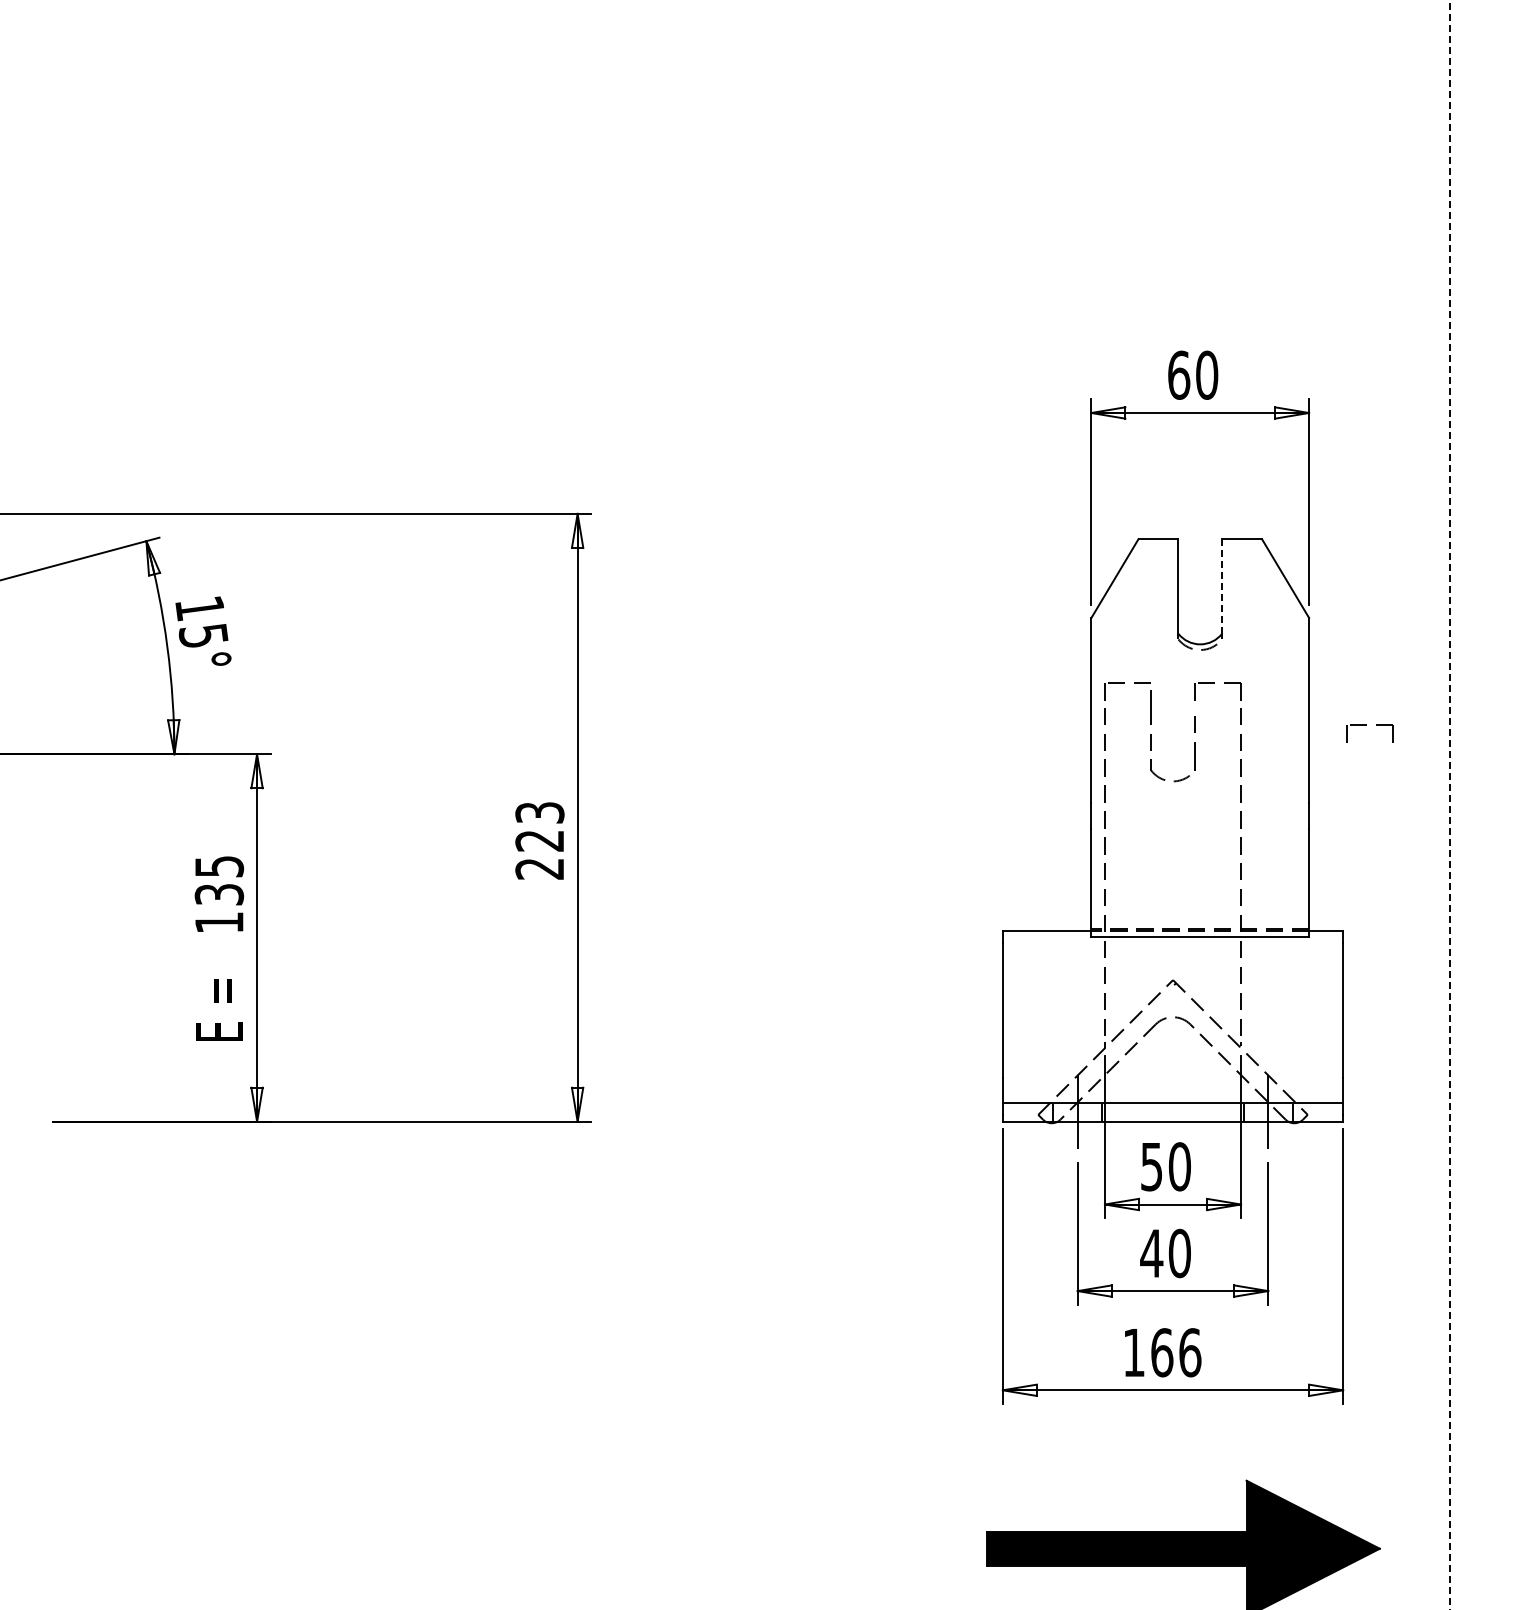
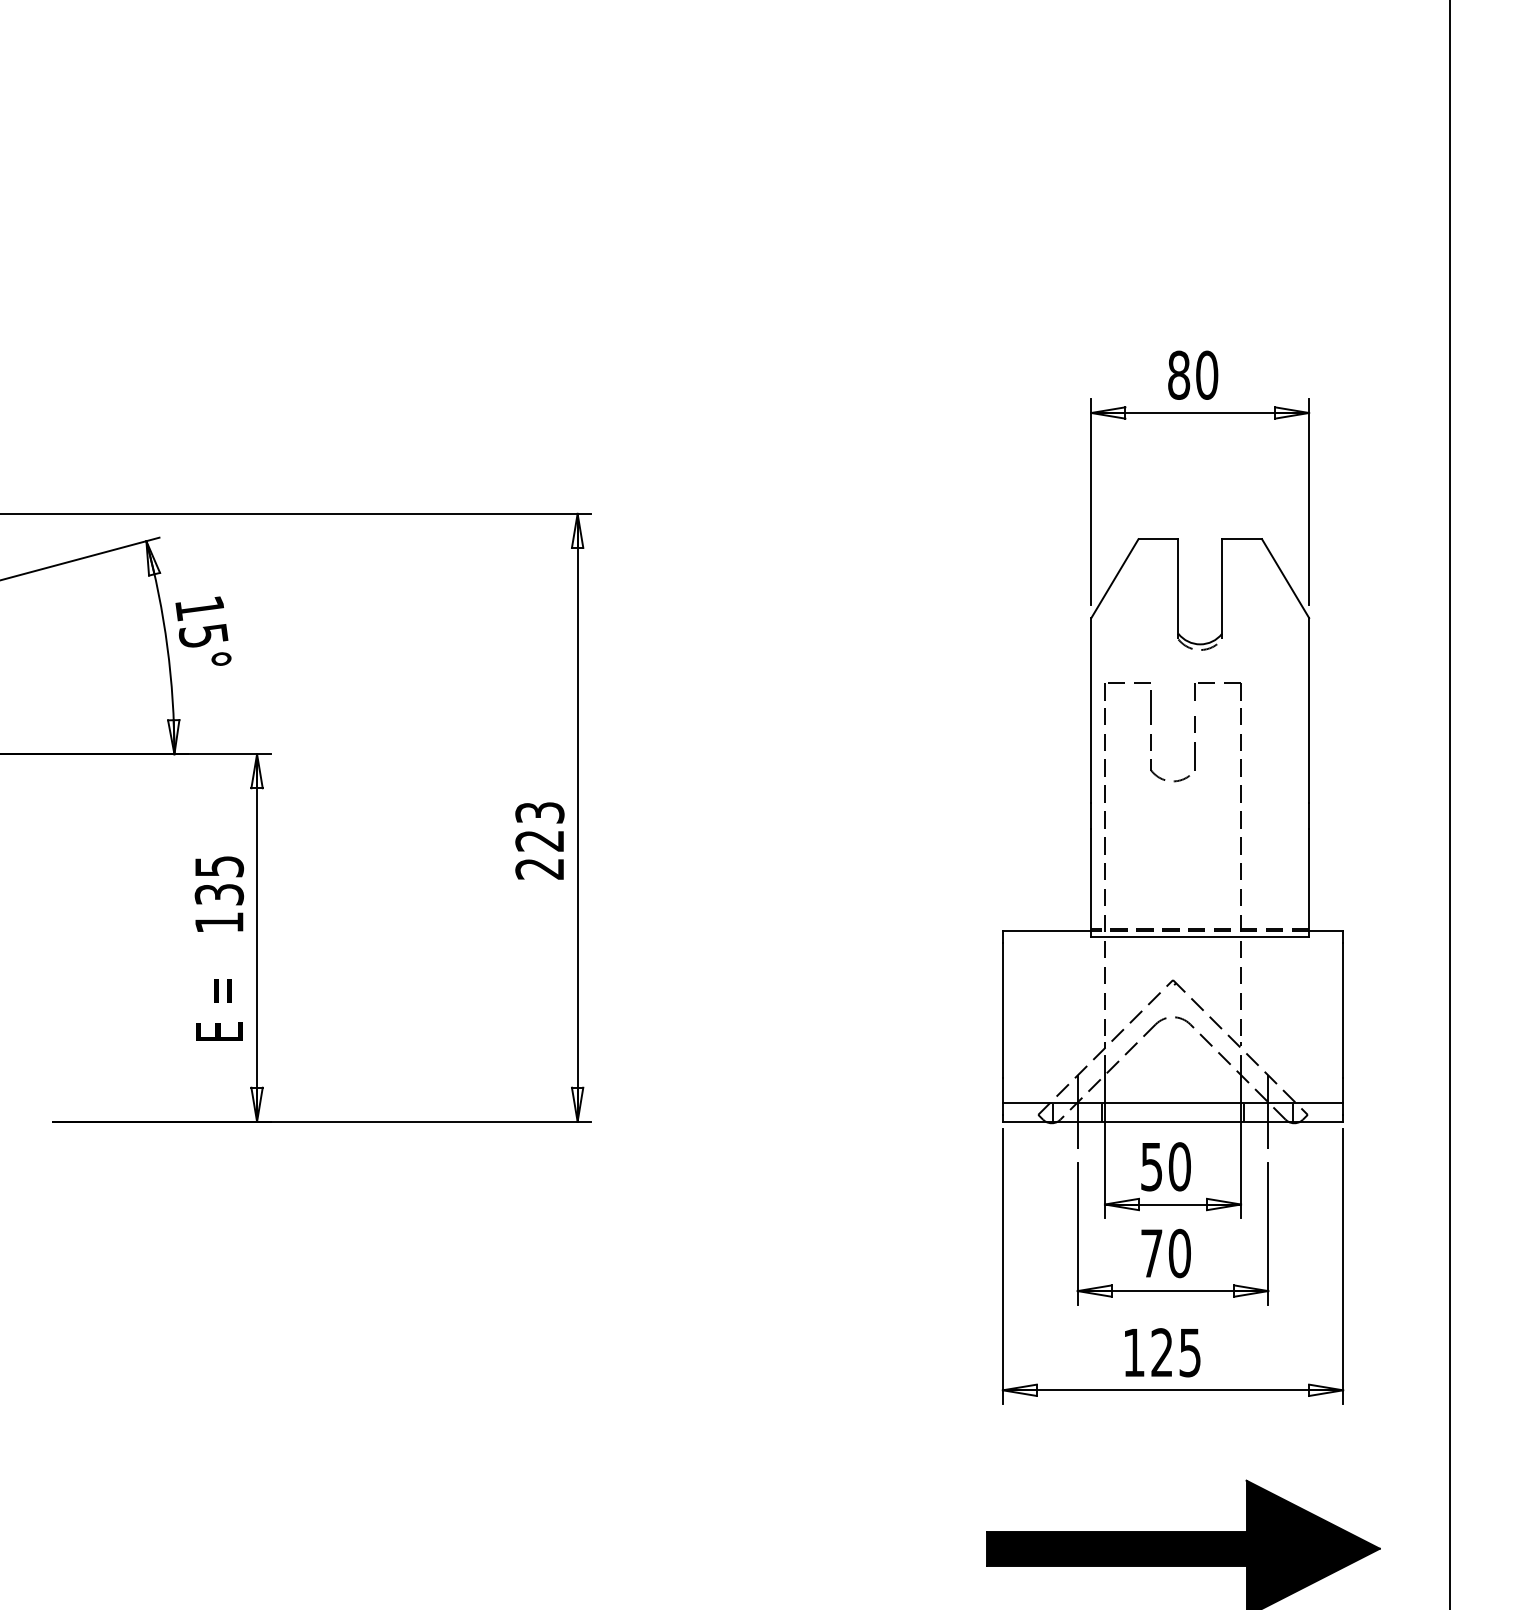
text: 60 -> 80 (1179, 374)
line: dashed -> solid (1222, 586)
part: present -> none (1366, 725)
line: dashed -> solid (1449, 804)
text: 40 -> 70 (1151, 1253)
text: 166 -> 125 (1176, 1352)
